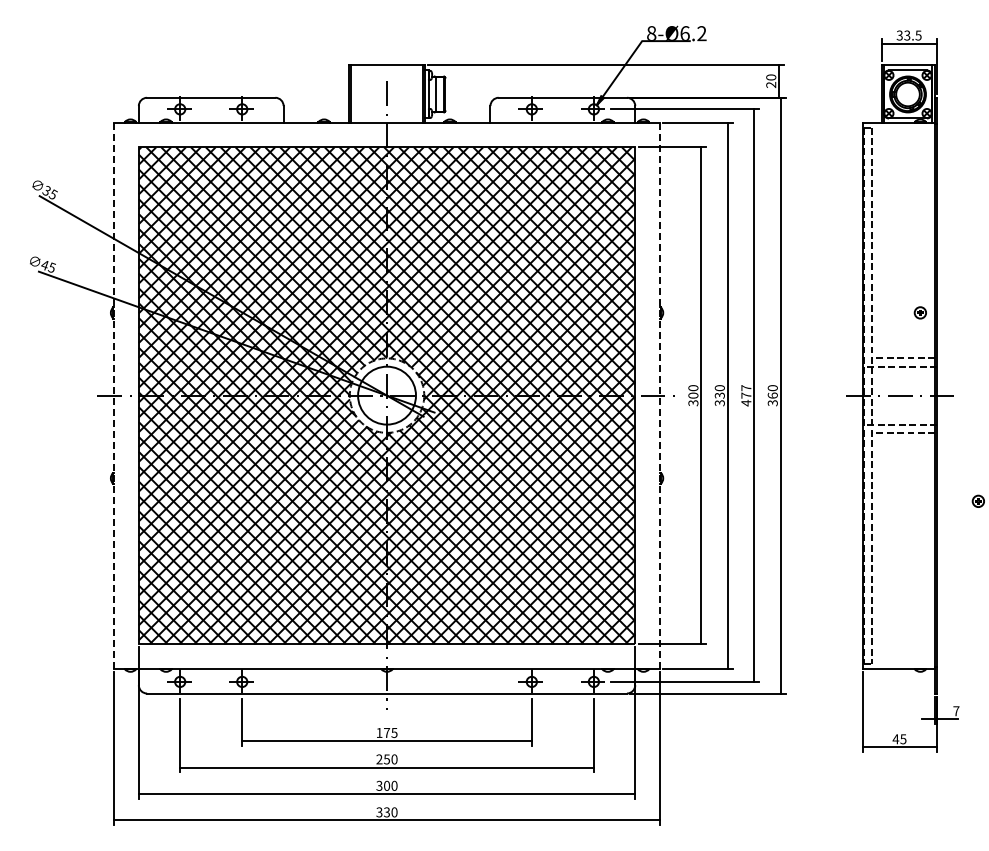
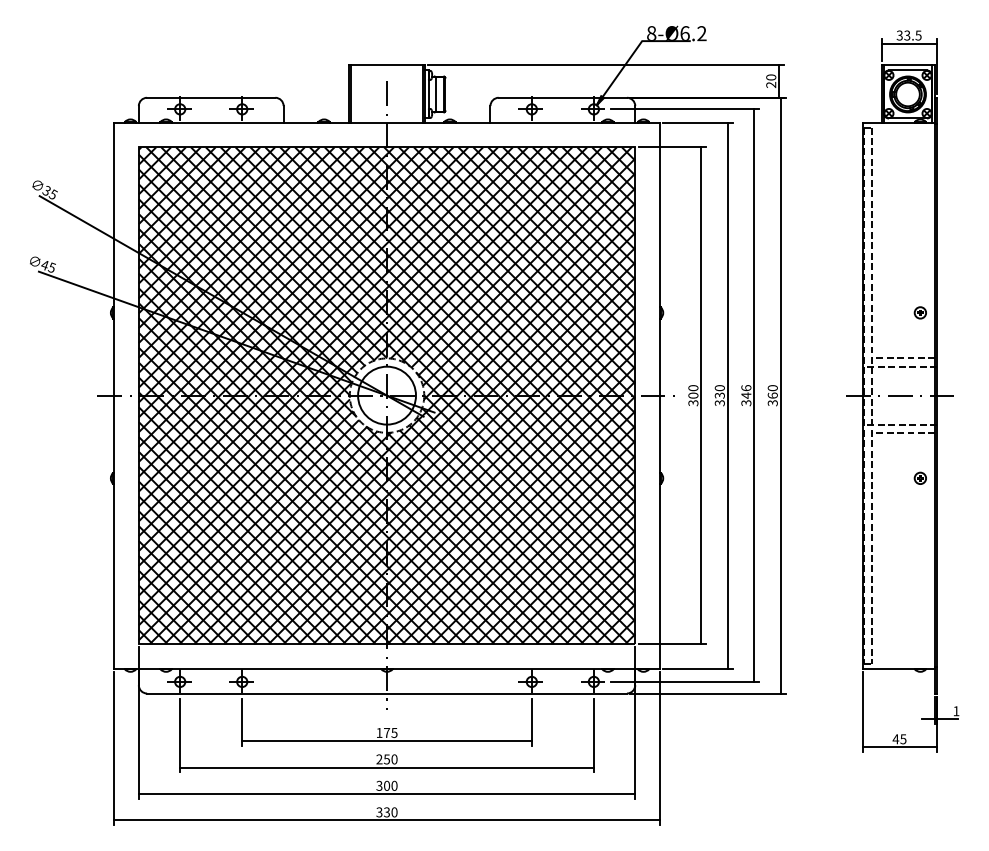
text: 477 -> 346 (746, 395)
line: dashed -> solid (114, 396)
line: dashed -> solid (660, 396)
part position: (977, 500) -> (919, 477) (919, 477)
text: 7 -> 1 (956, 711)
